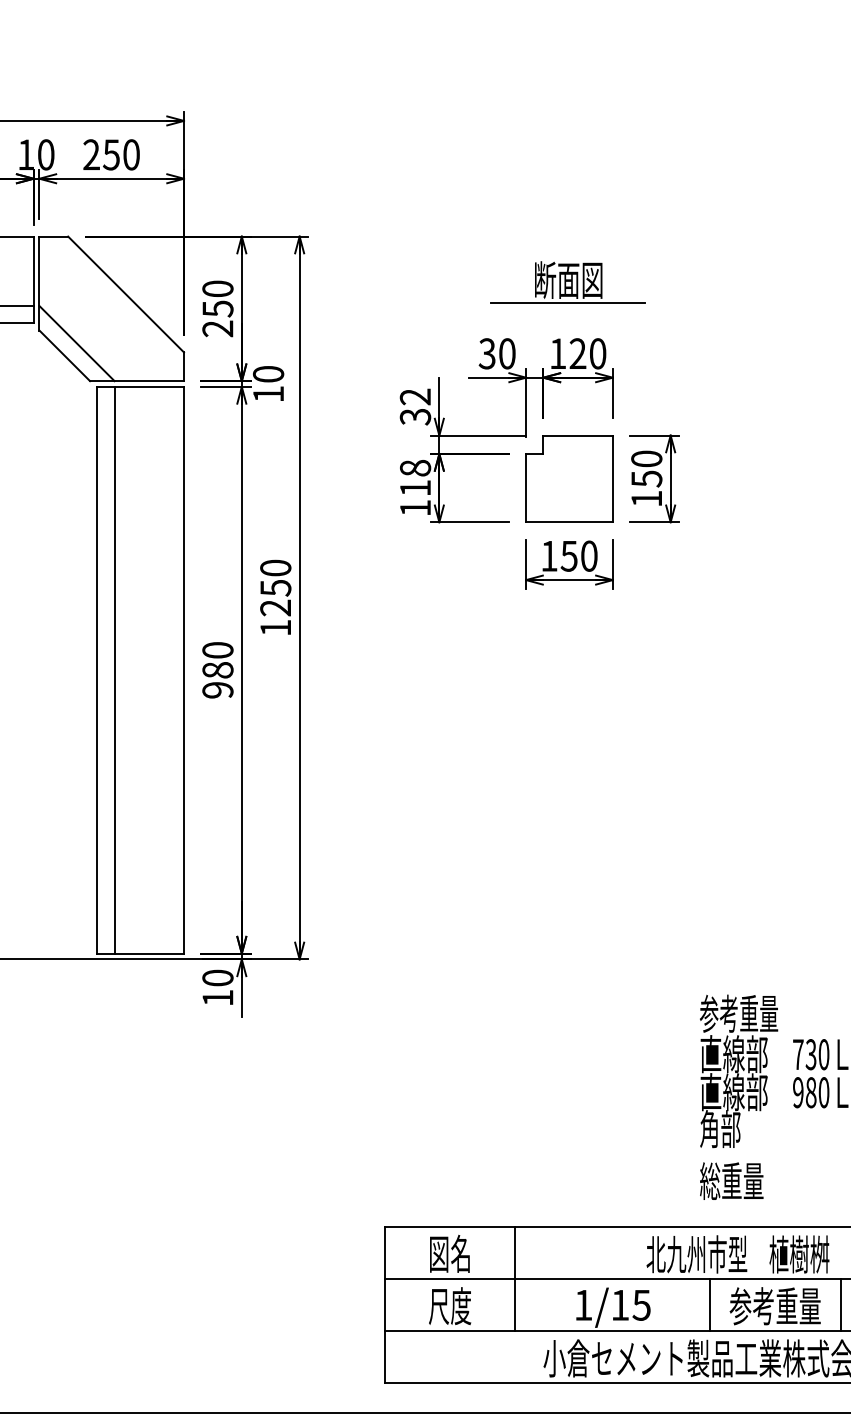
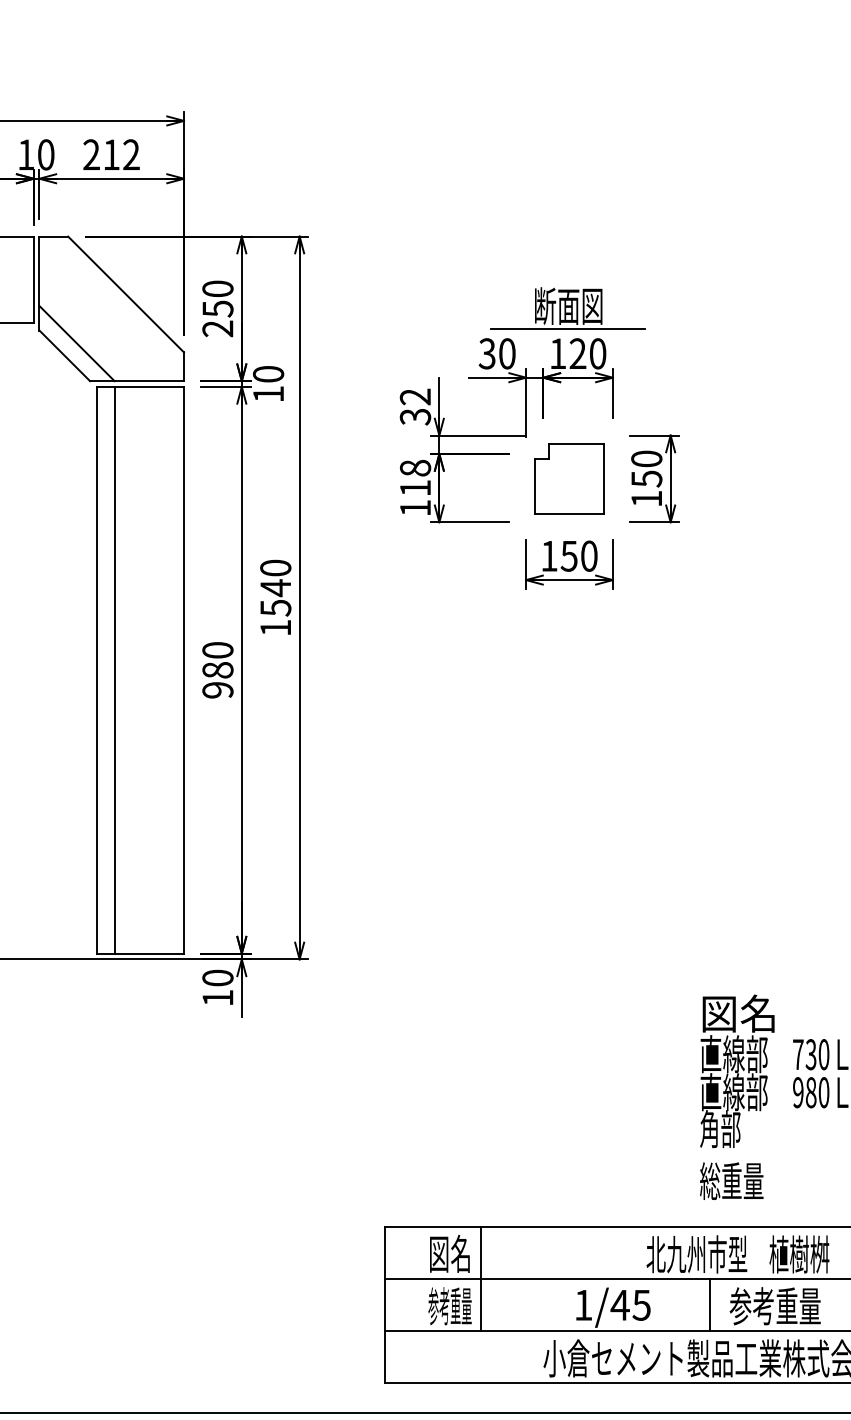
text: 250 -> 212 (120, 154)
part position: (567, 282) -> (567, 308) (567, 308)
line: present -> none (17, 305)
part size: 89x88 px -> 71x72 px (569, 478)
text: 1250 -> 1540 (275, 597)
text: 参考重量 -> 図名 (739, 1013)
line position: (515, 1278) -> (481, 1278) (481, 1278)
line: present -> none (840, 1304)
text: 1/15 -> 1/45 (619, 1305)
text: 尺度 -> 参考重量 (449, 1306)
